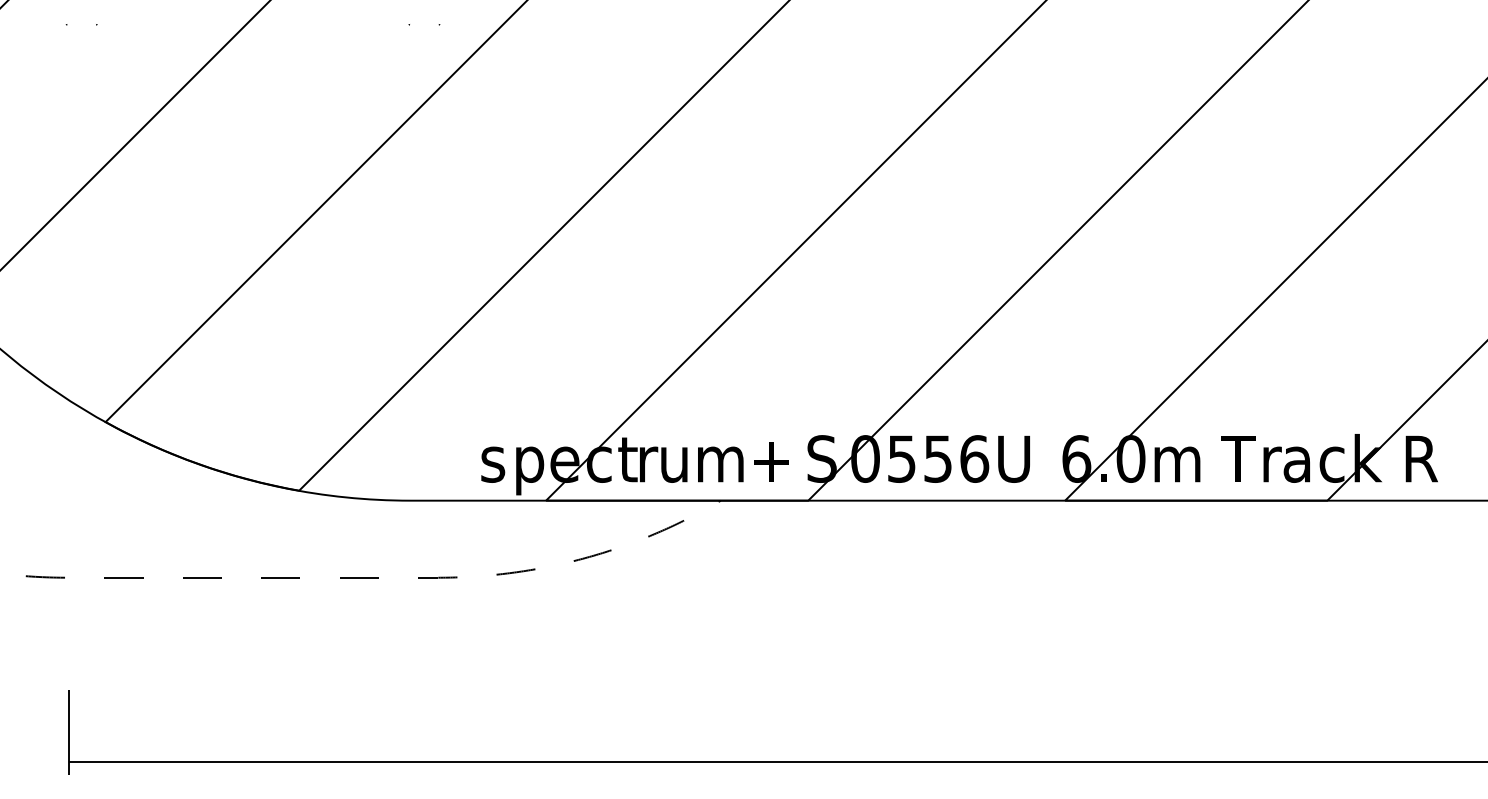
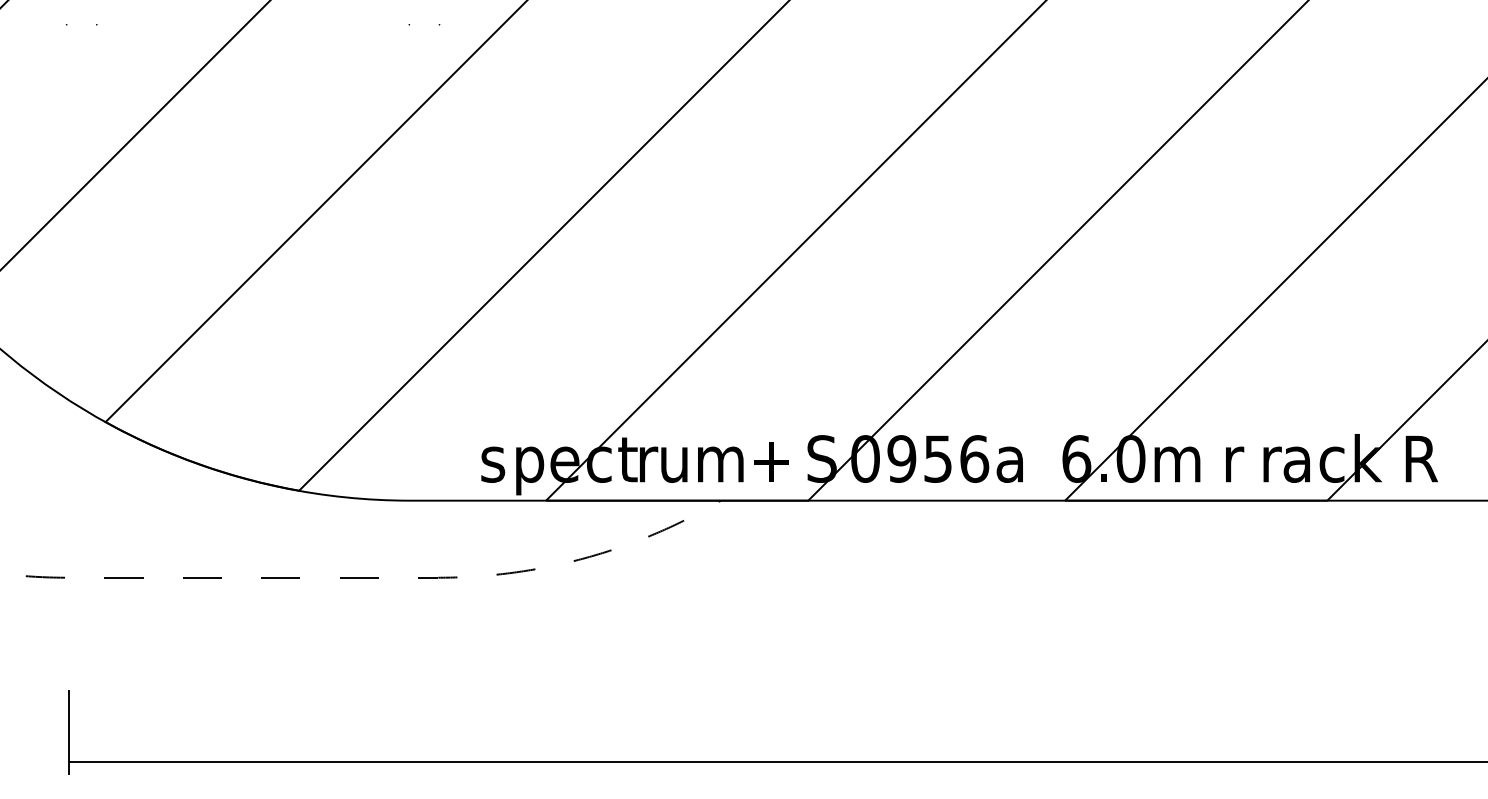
text: 5 -> 9 (901, 458)
text: U -> a (1012, 458)
text: T -> r (1238, 459)
